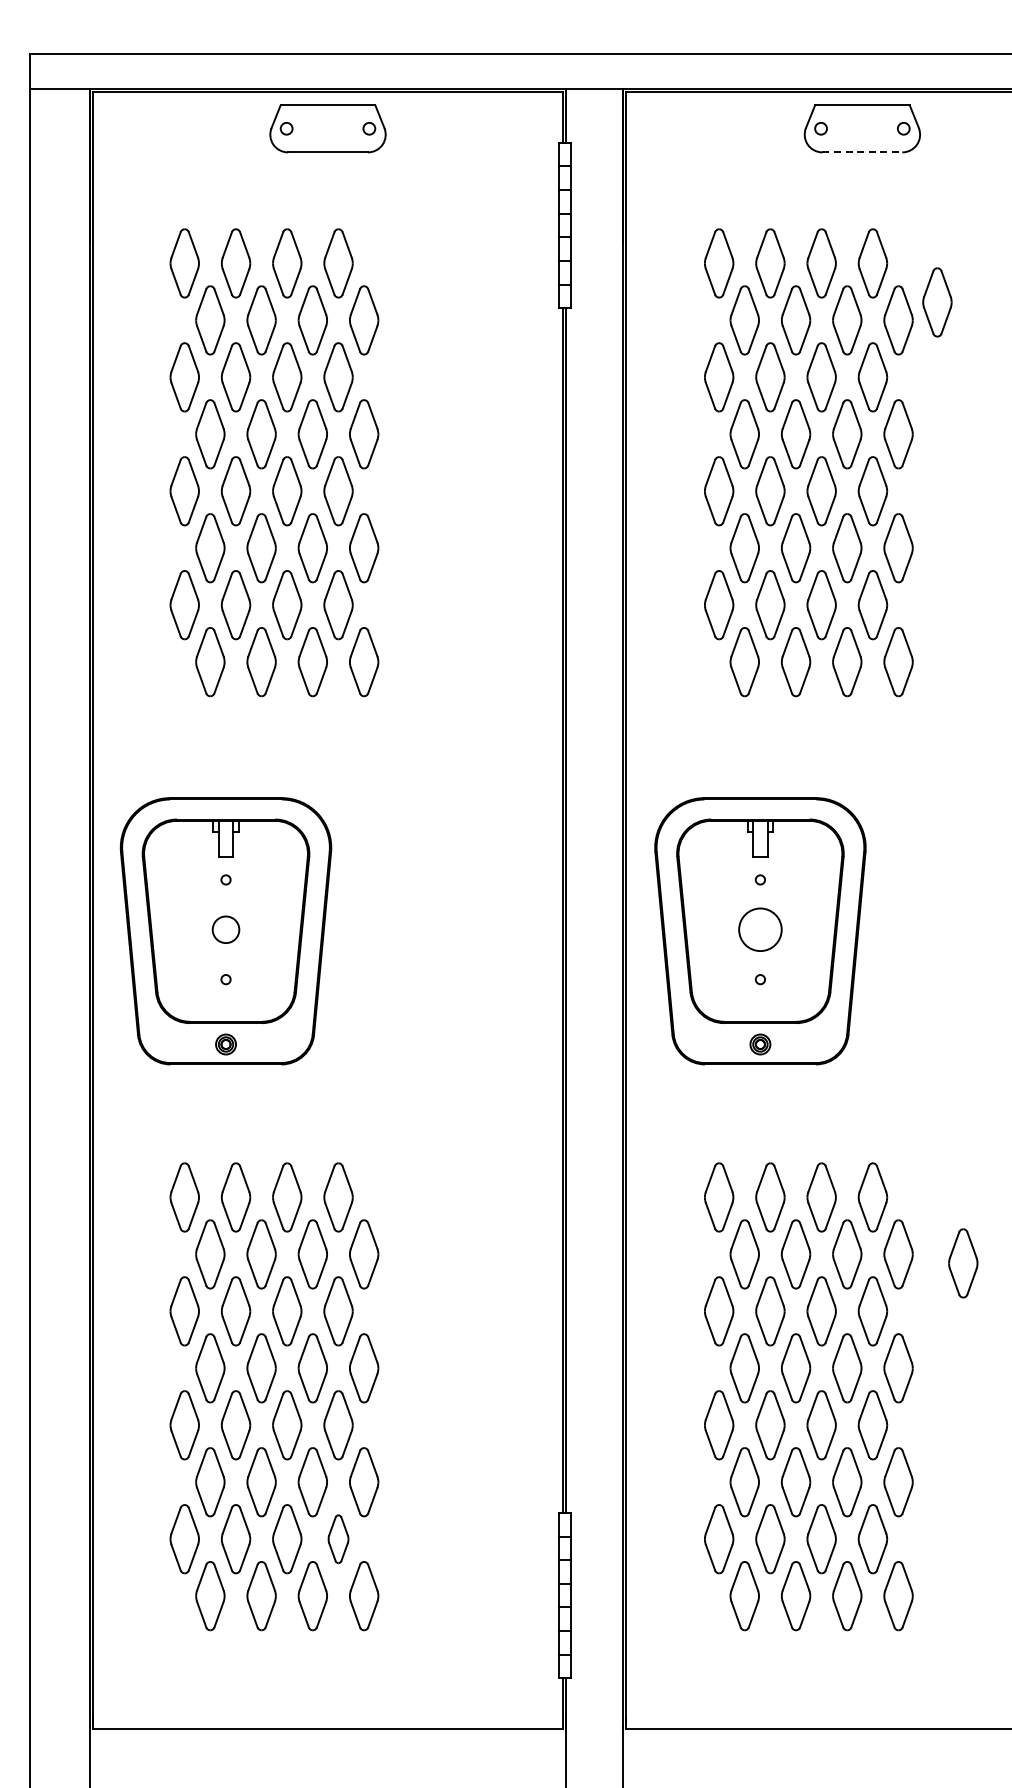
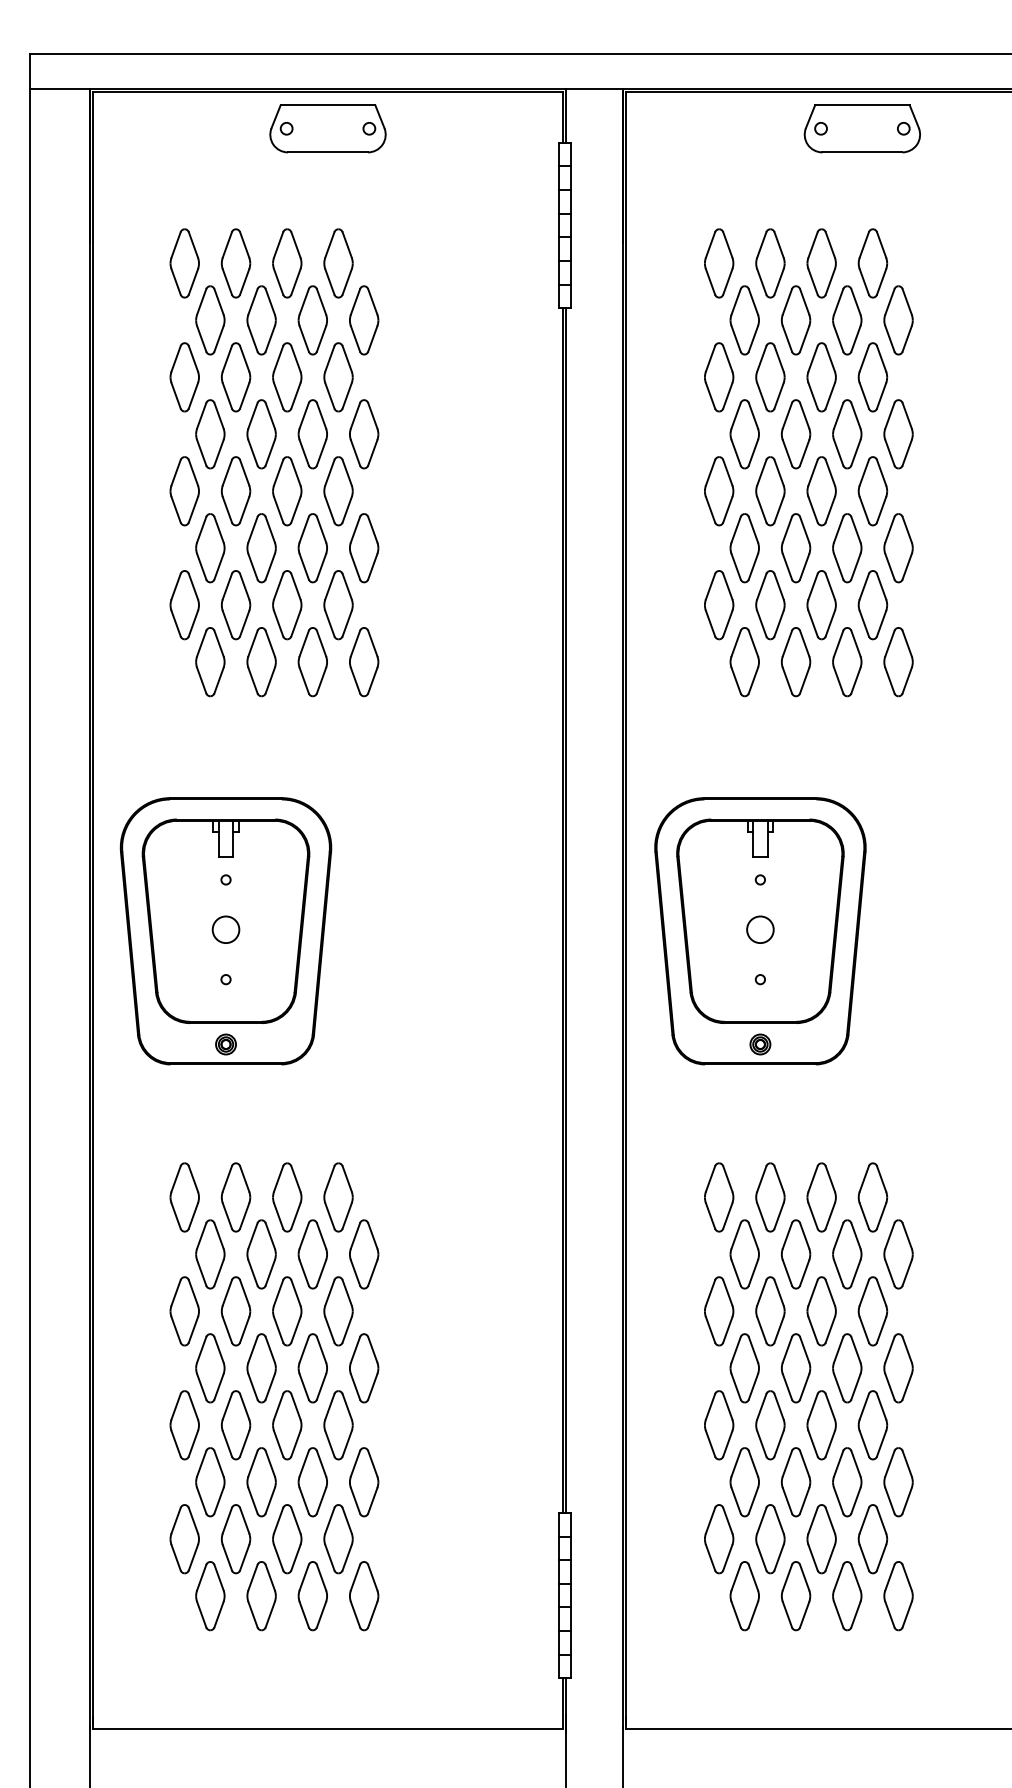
line: dashed -> solid (862, 152)
part: present -> none (937, 302)
circle diameter: 43 px -> 27 px (760, 929)
part: present -> none (963, 1263)
part size: 23x50 px -> 31x71 px (338, 1539)
